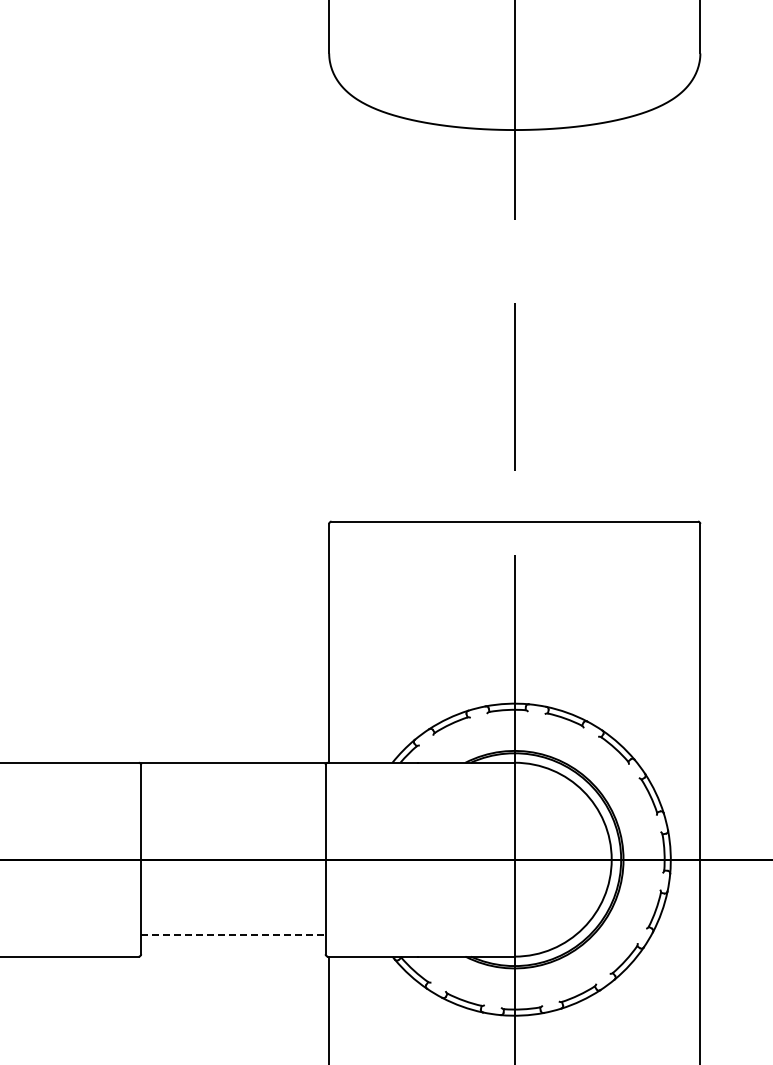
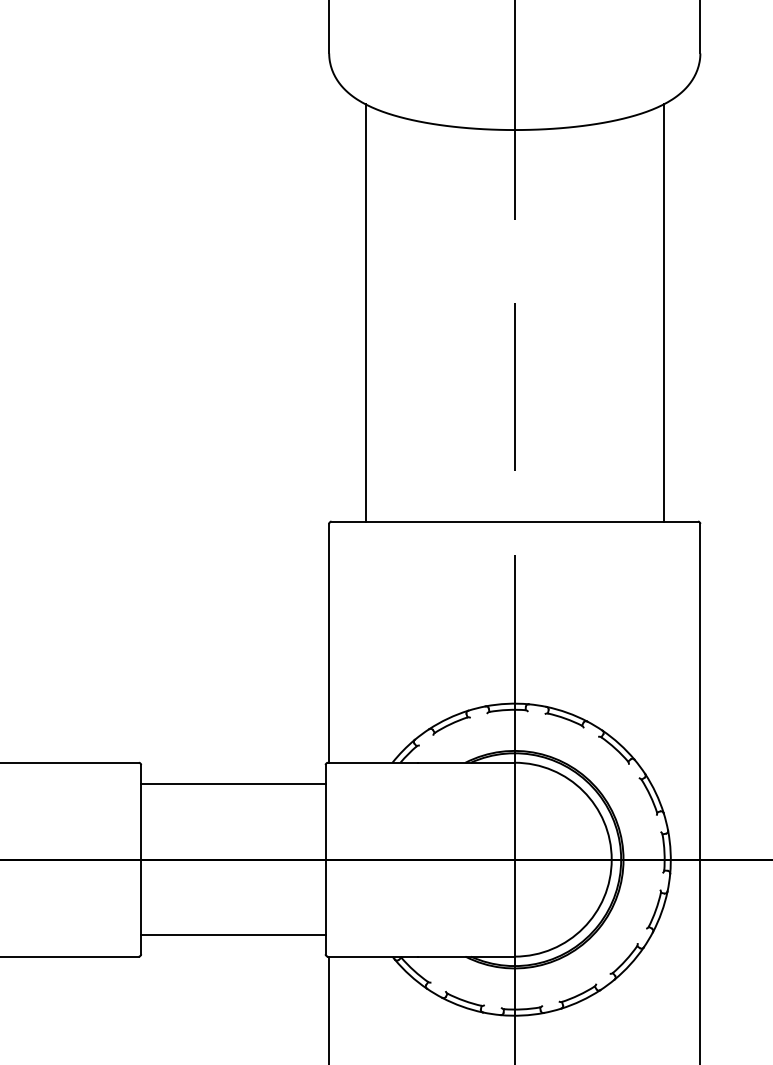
line: none -> present (365, 312)
line: none -> present (663, 312)
line position: (233, 763) -> (233, 784) (233, 784)
line: dashed -> solid (233, 935)
